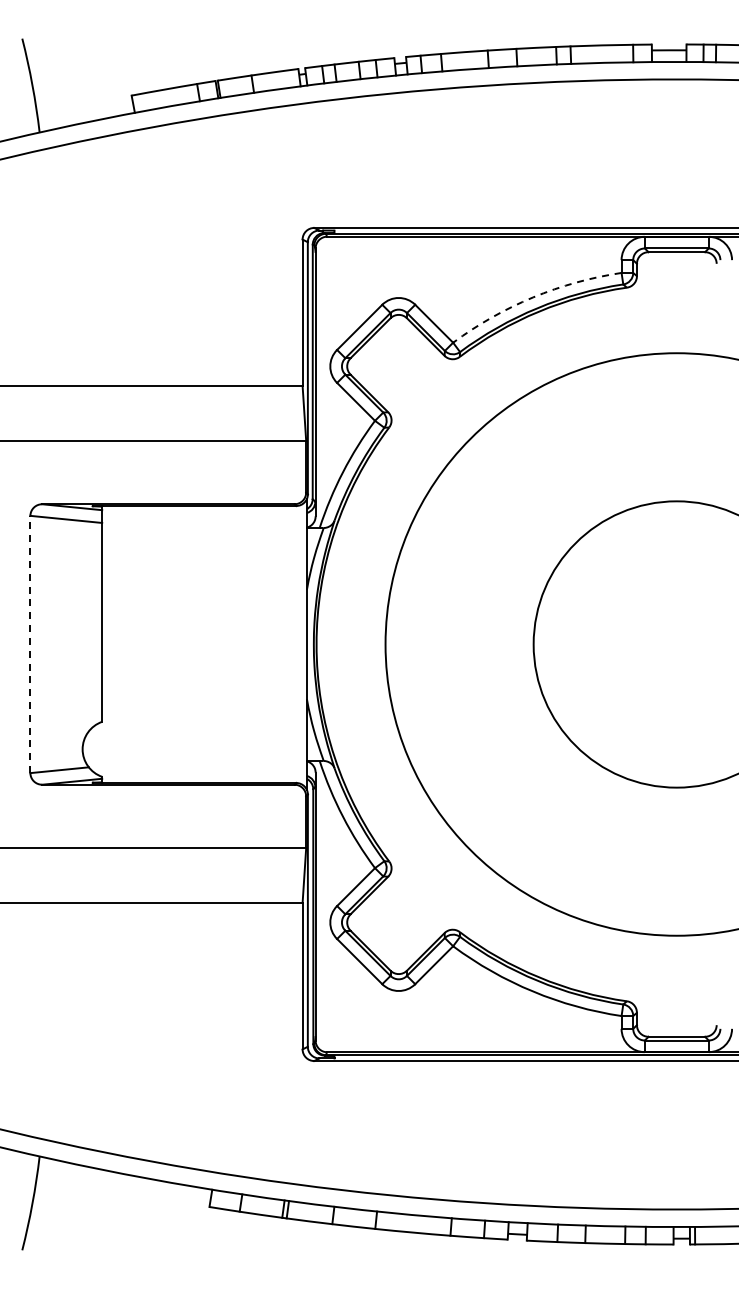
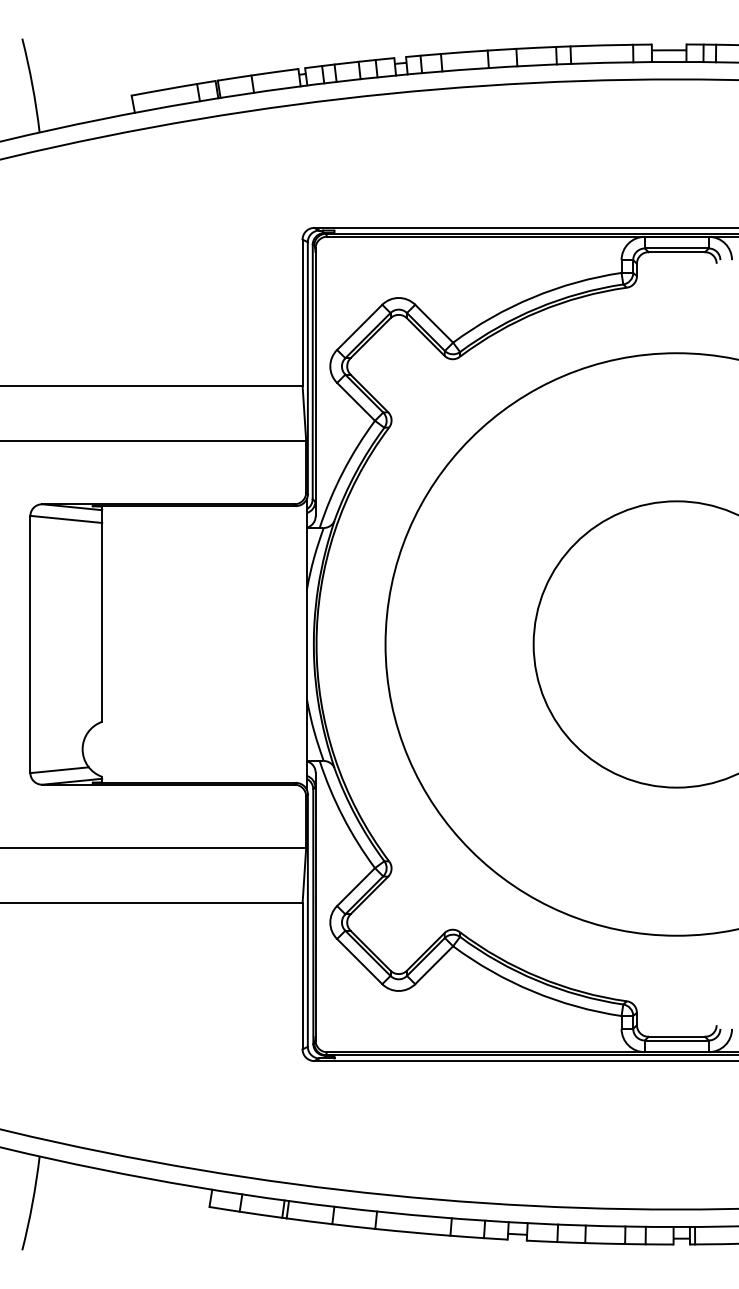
arc: dashed -> solid (533, 297)
line: dashed -> solid (30, 644)
